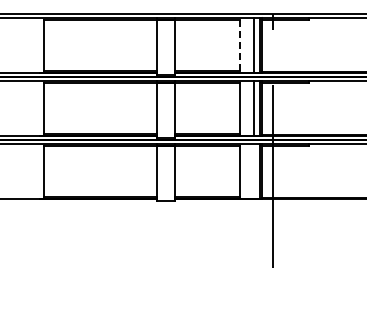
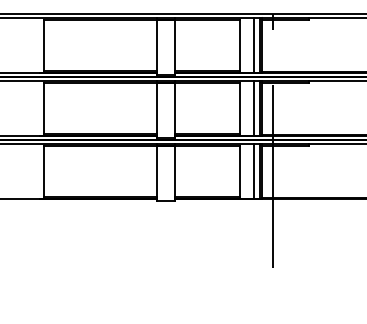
line: dashed -> solid (239, 45)
line: none -> present (254, 171)
